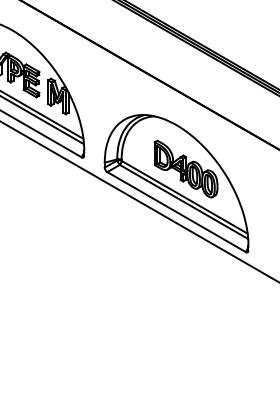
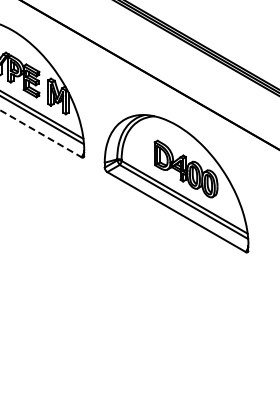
line: solid -> dashed (40, 133)
line: present -> none (139, 201)
